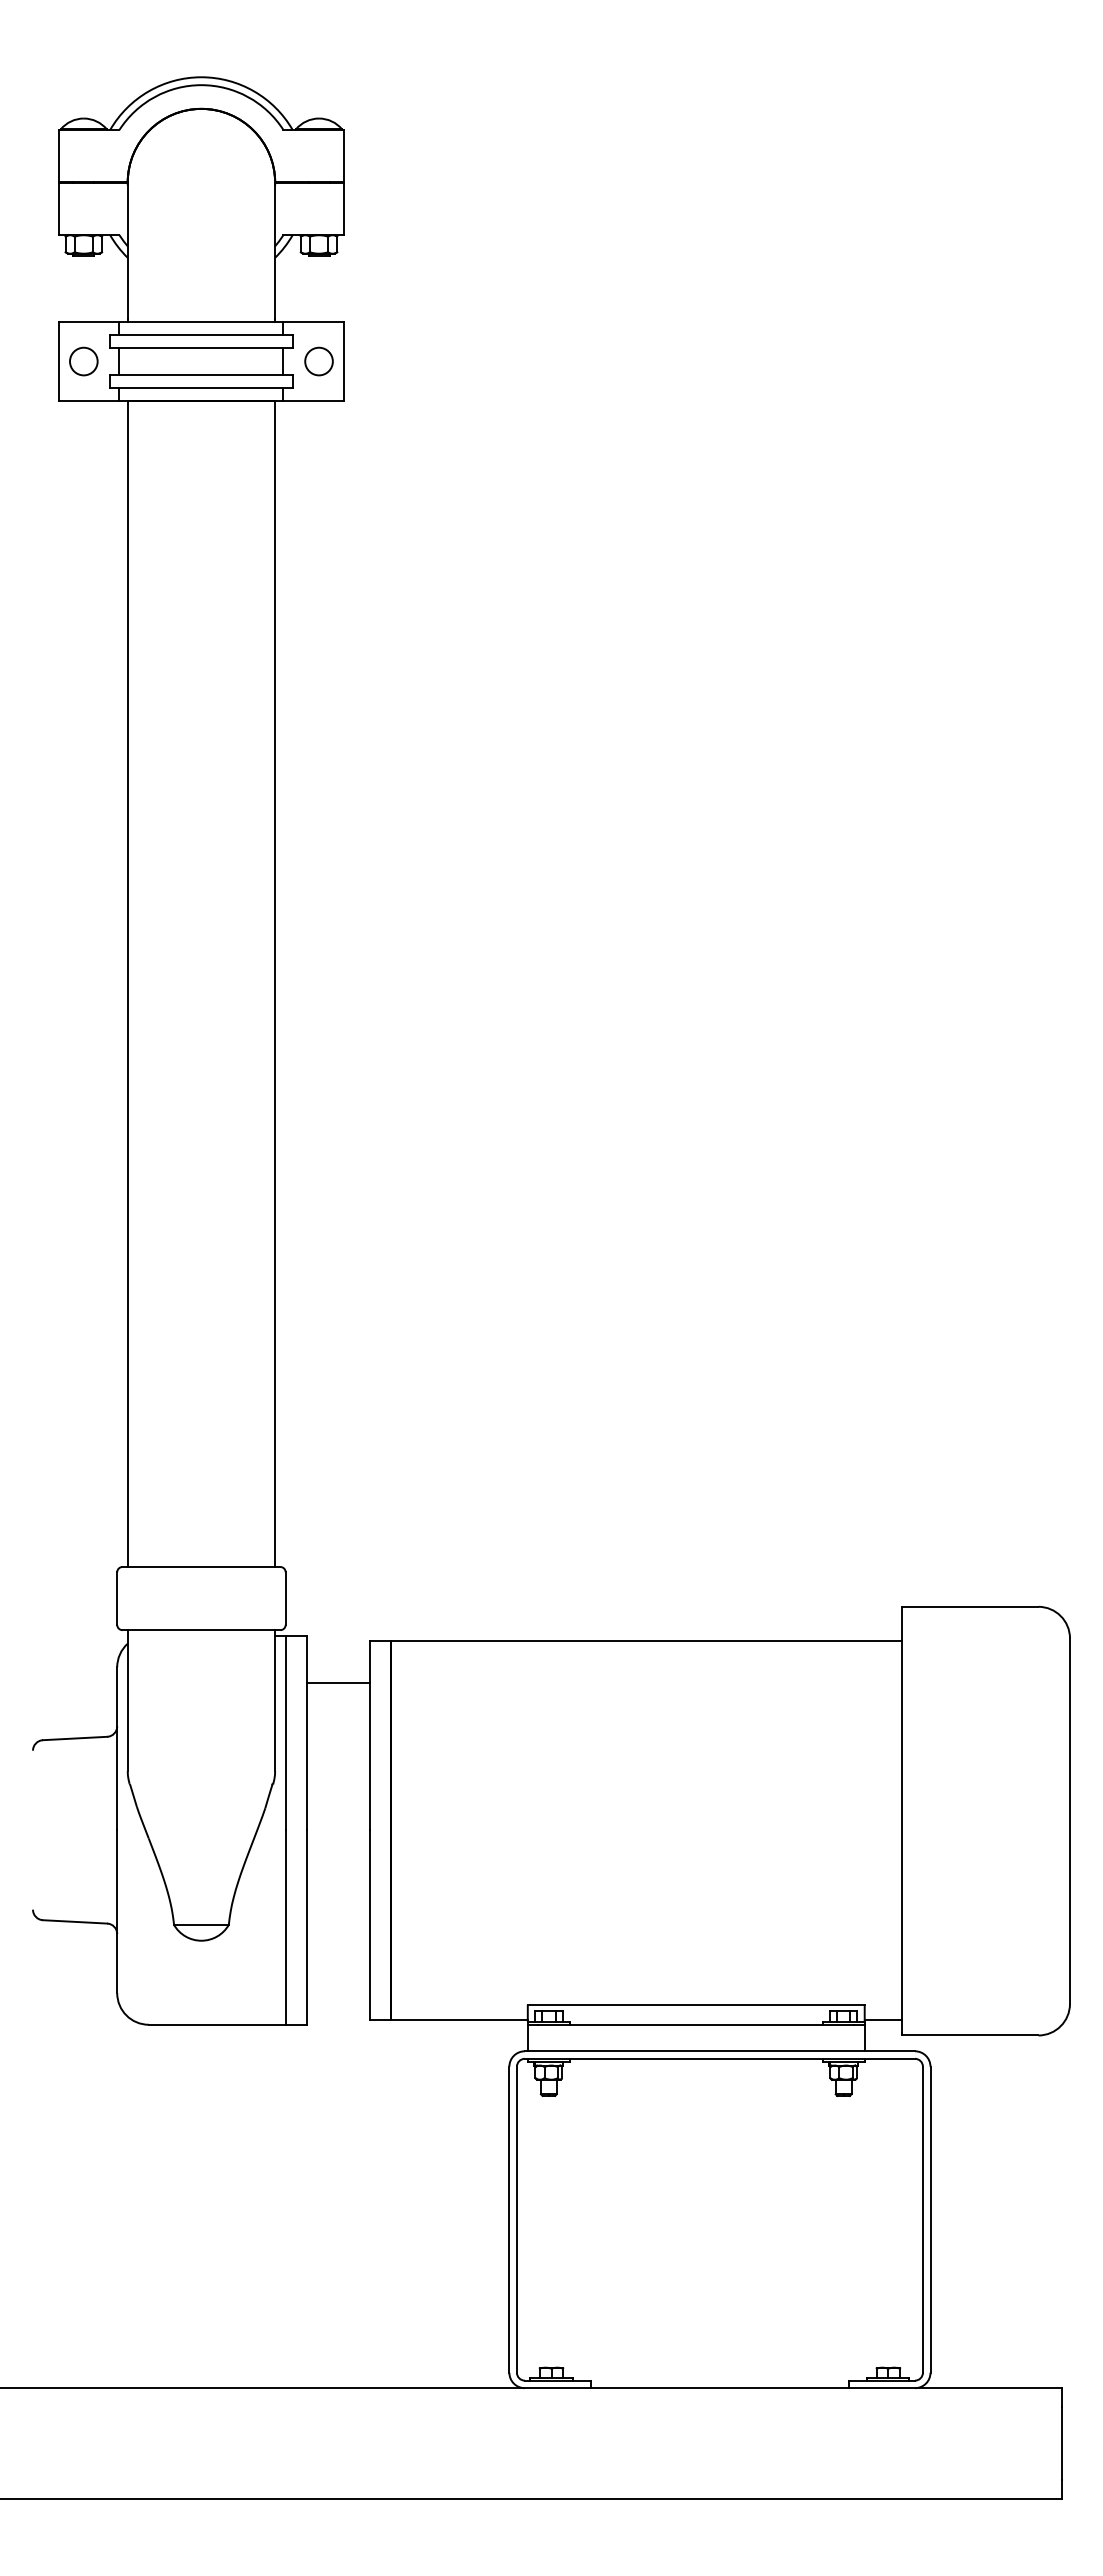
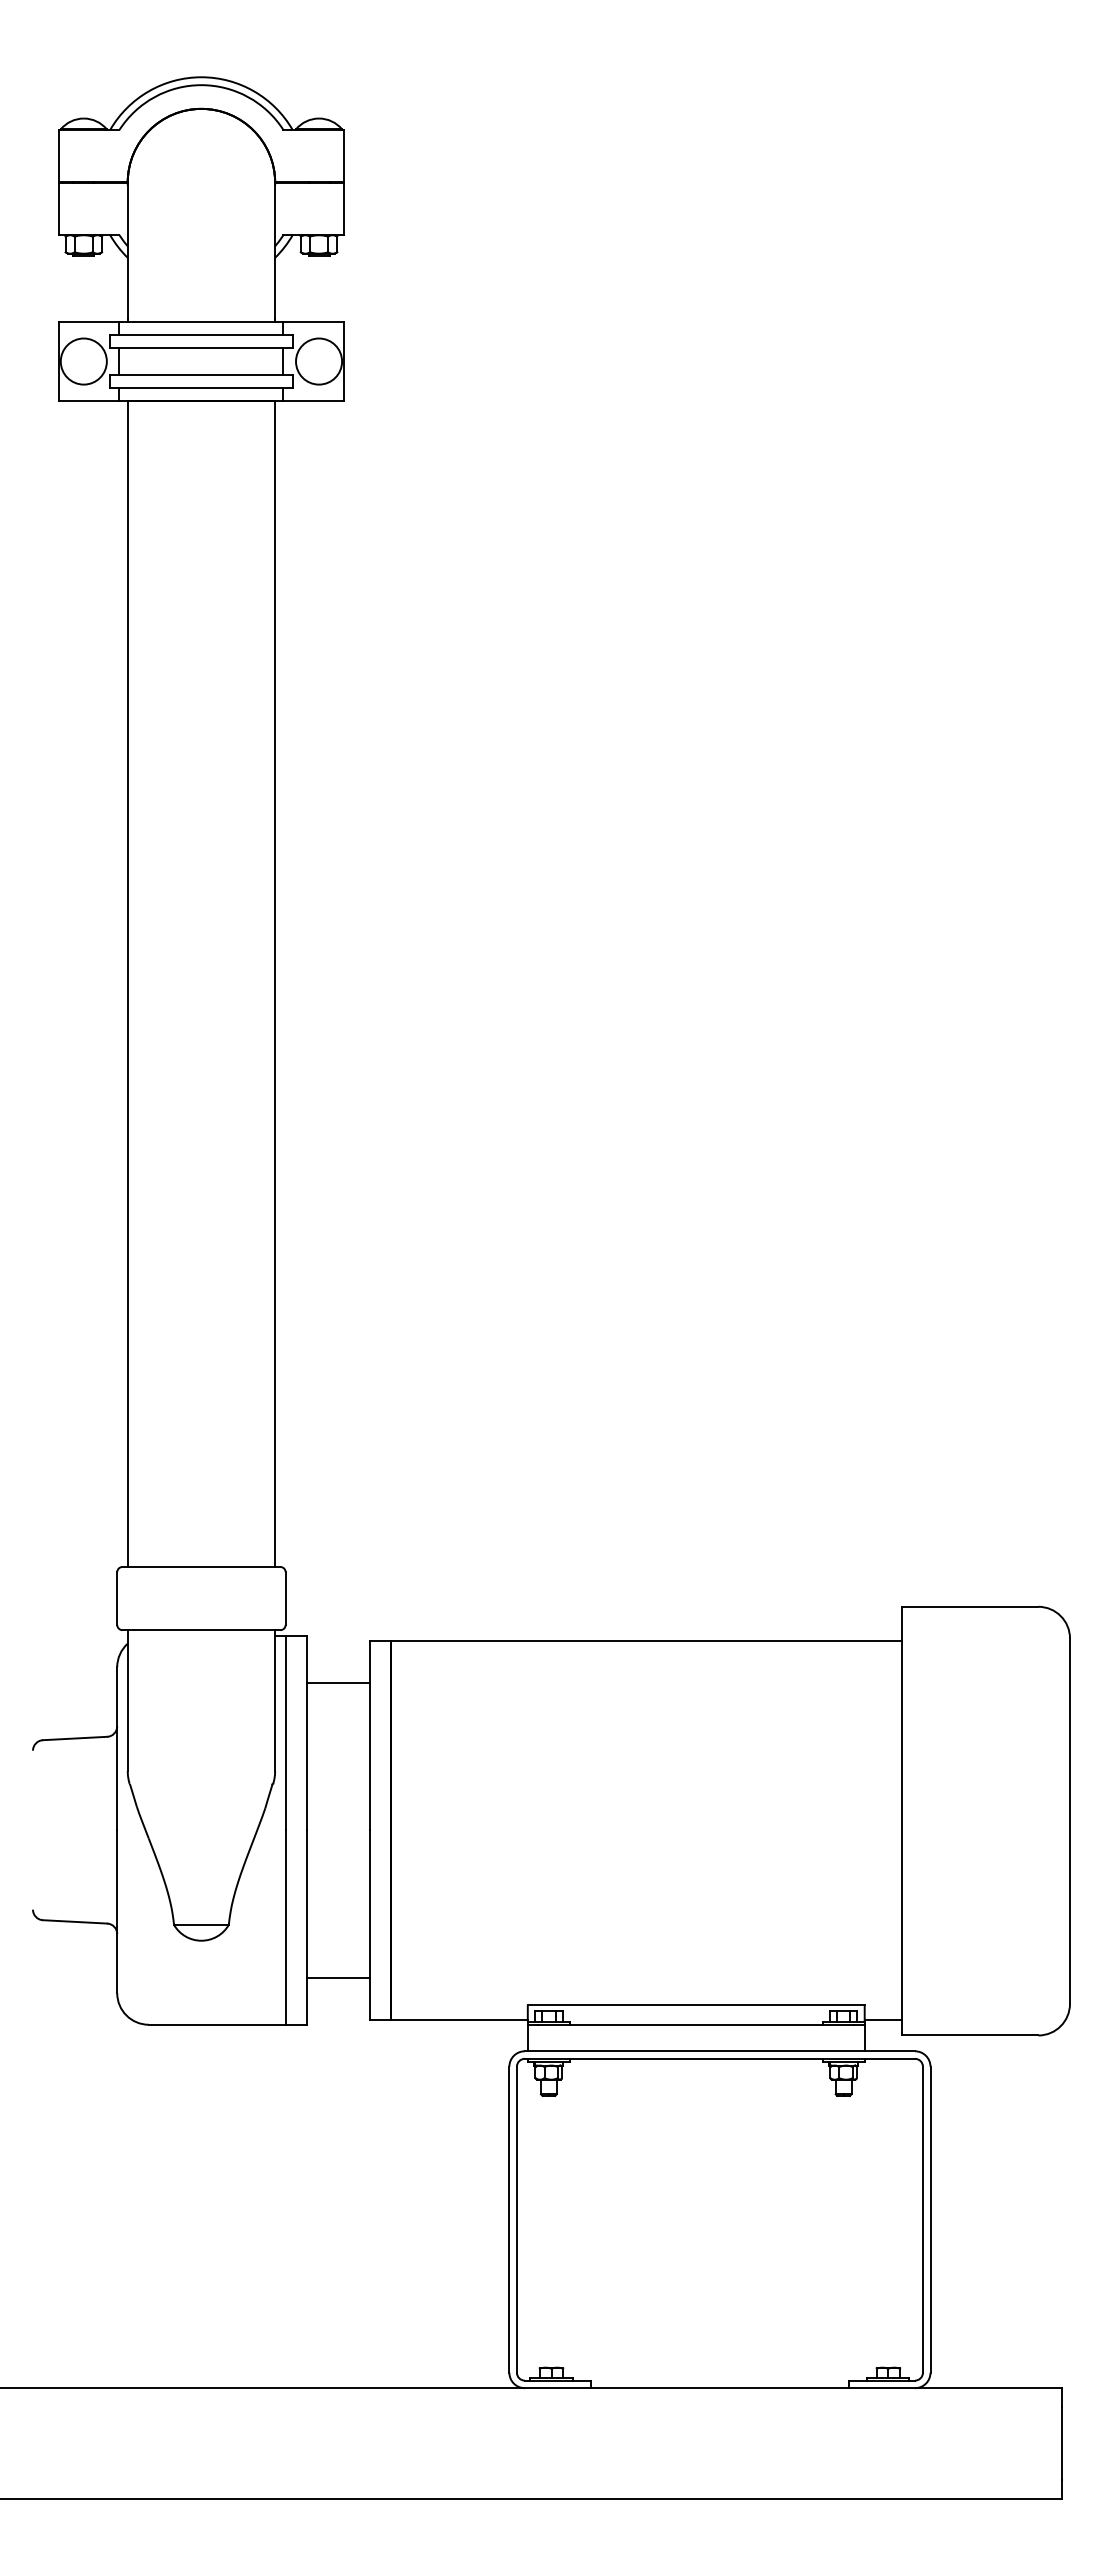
circle diameter: 28 px -> 46 px (83, 361)
circle diameter: 28 px -> 46 px (319, 361)
line: none -> present (337, 1977)
